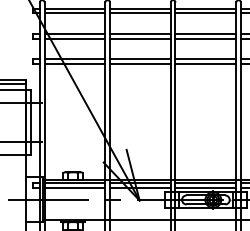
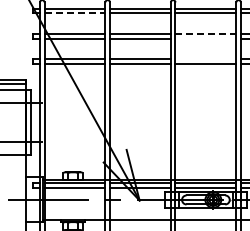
line: solid -> dashed (75, 13)
line: solid -> dashed (206, 33)
line: present -> none (205, 38)
line: present -> none (205, 59)
